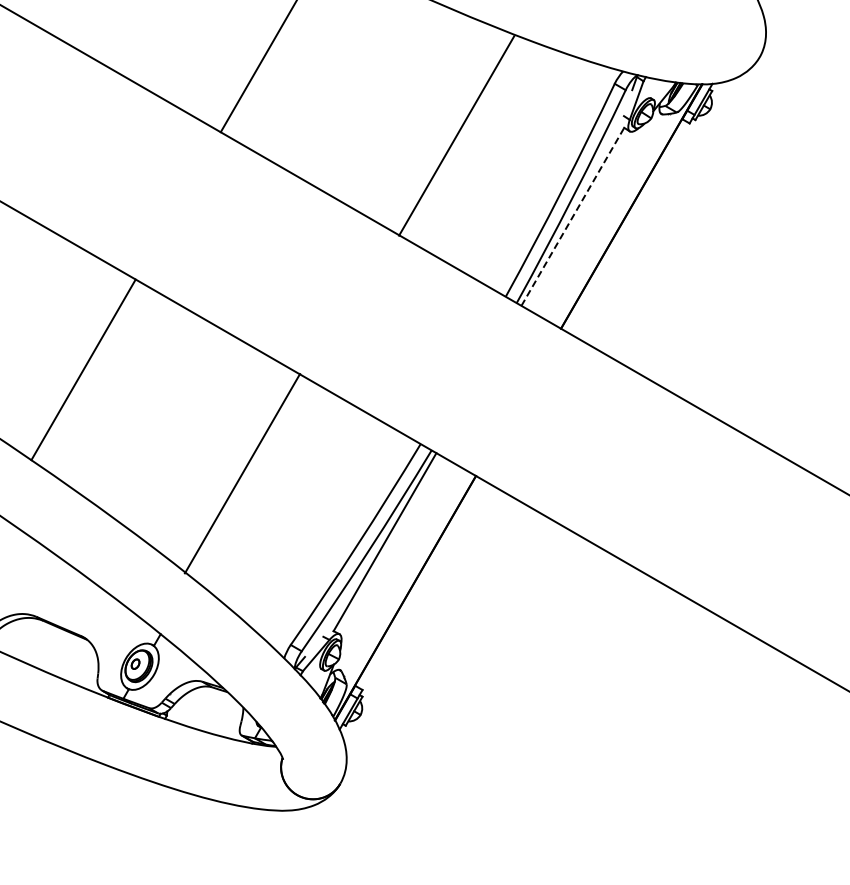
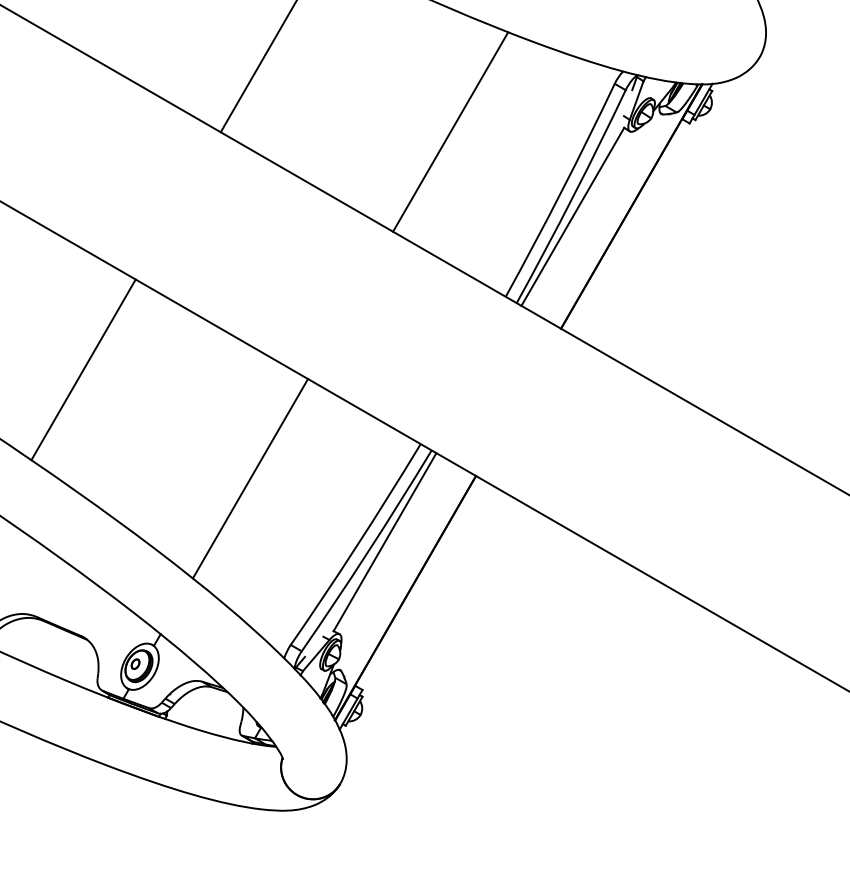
line position: (456, 135) -> (450, 131) (450, 131)
line: dashed -> solid (572, 216)
line position: (242, 473) -> (250, 478) (250, 478)
